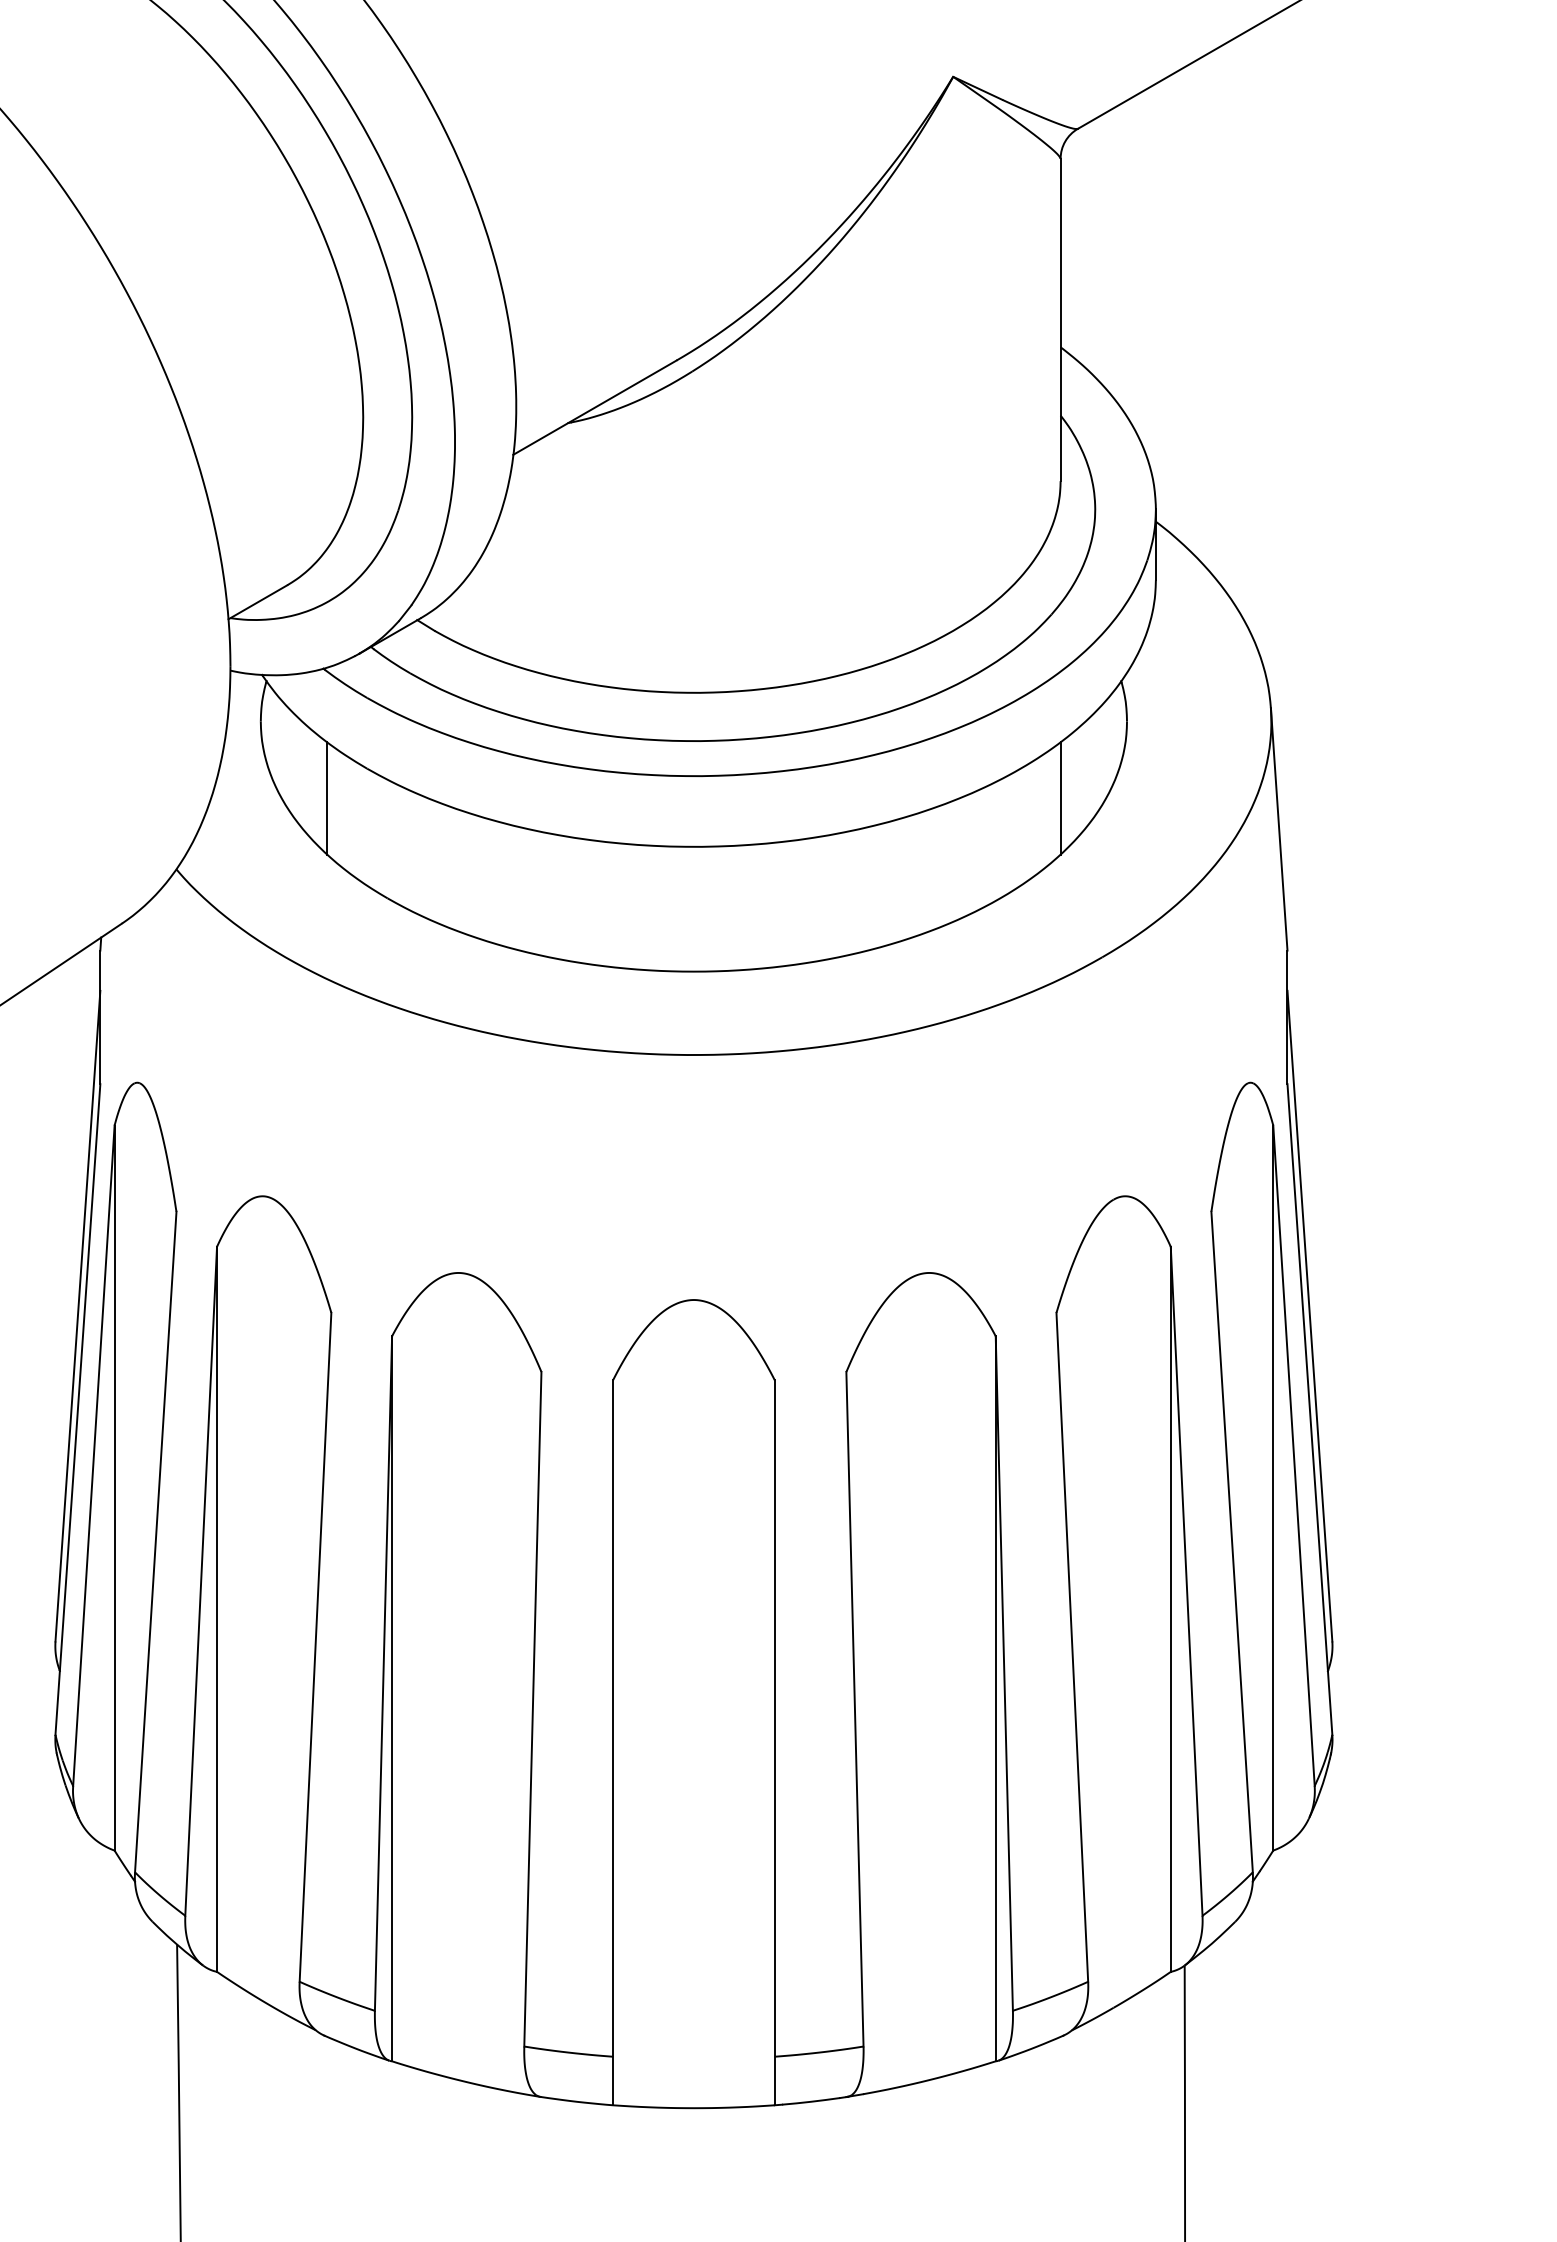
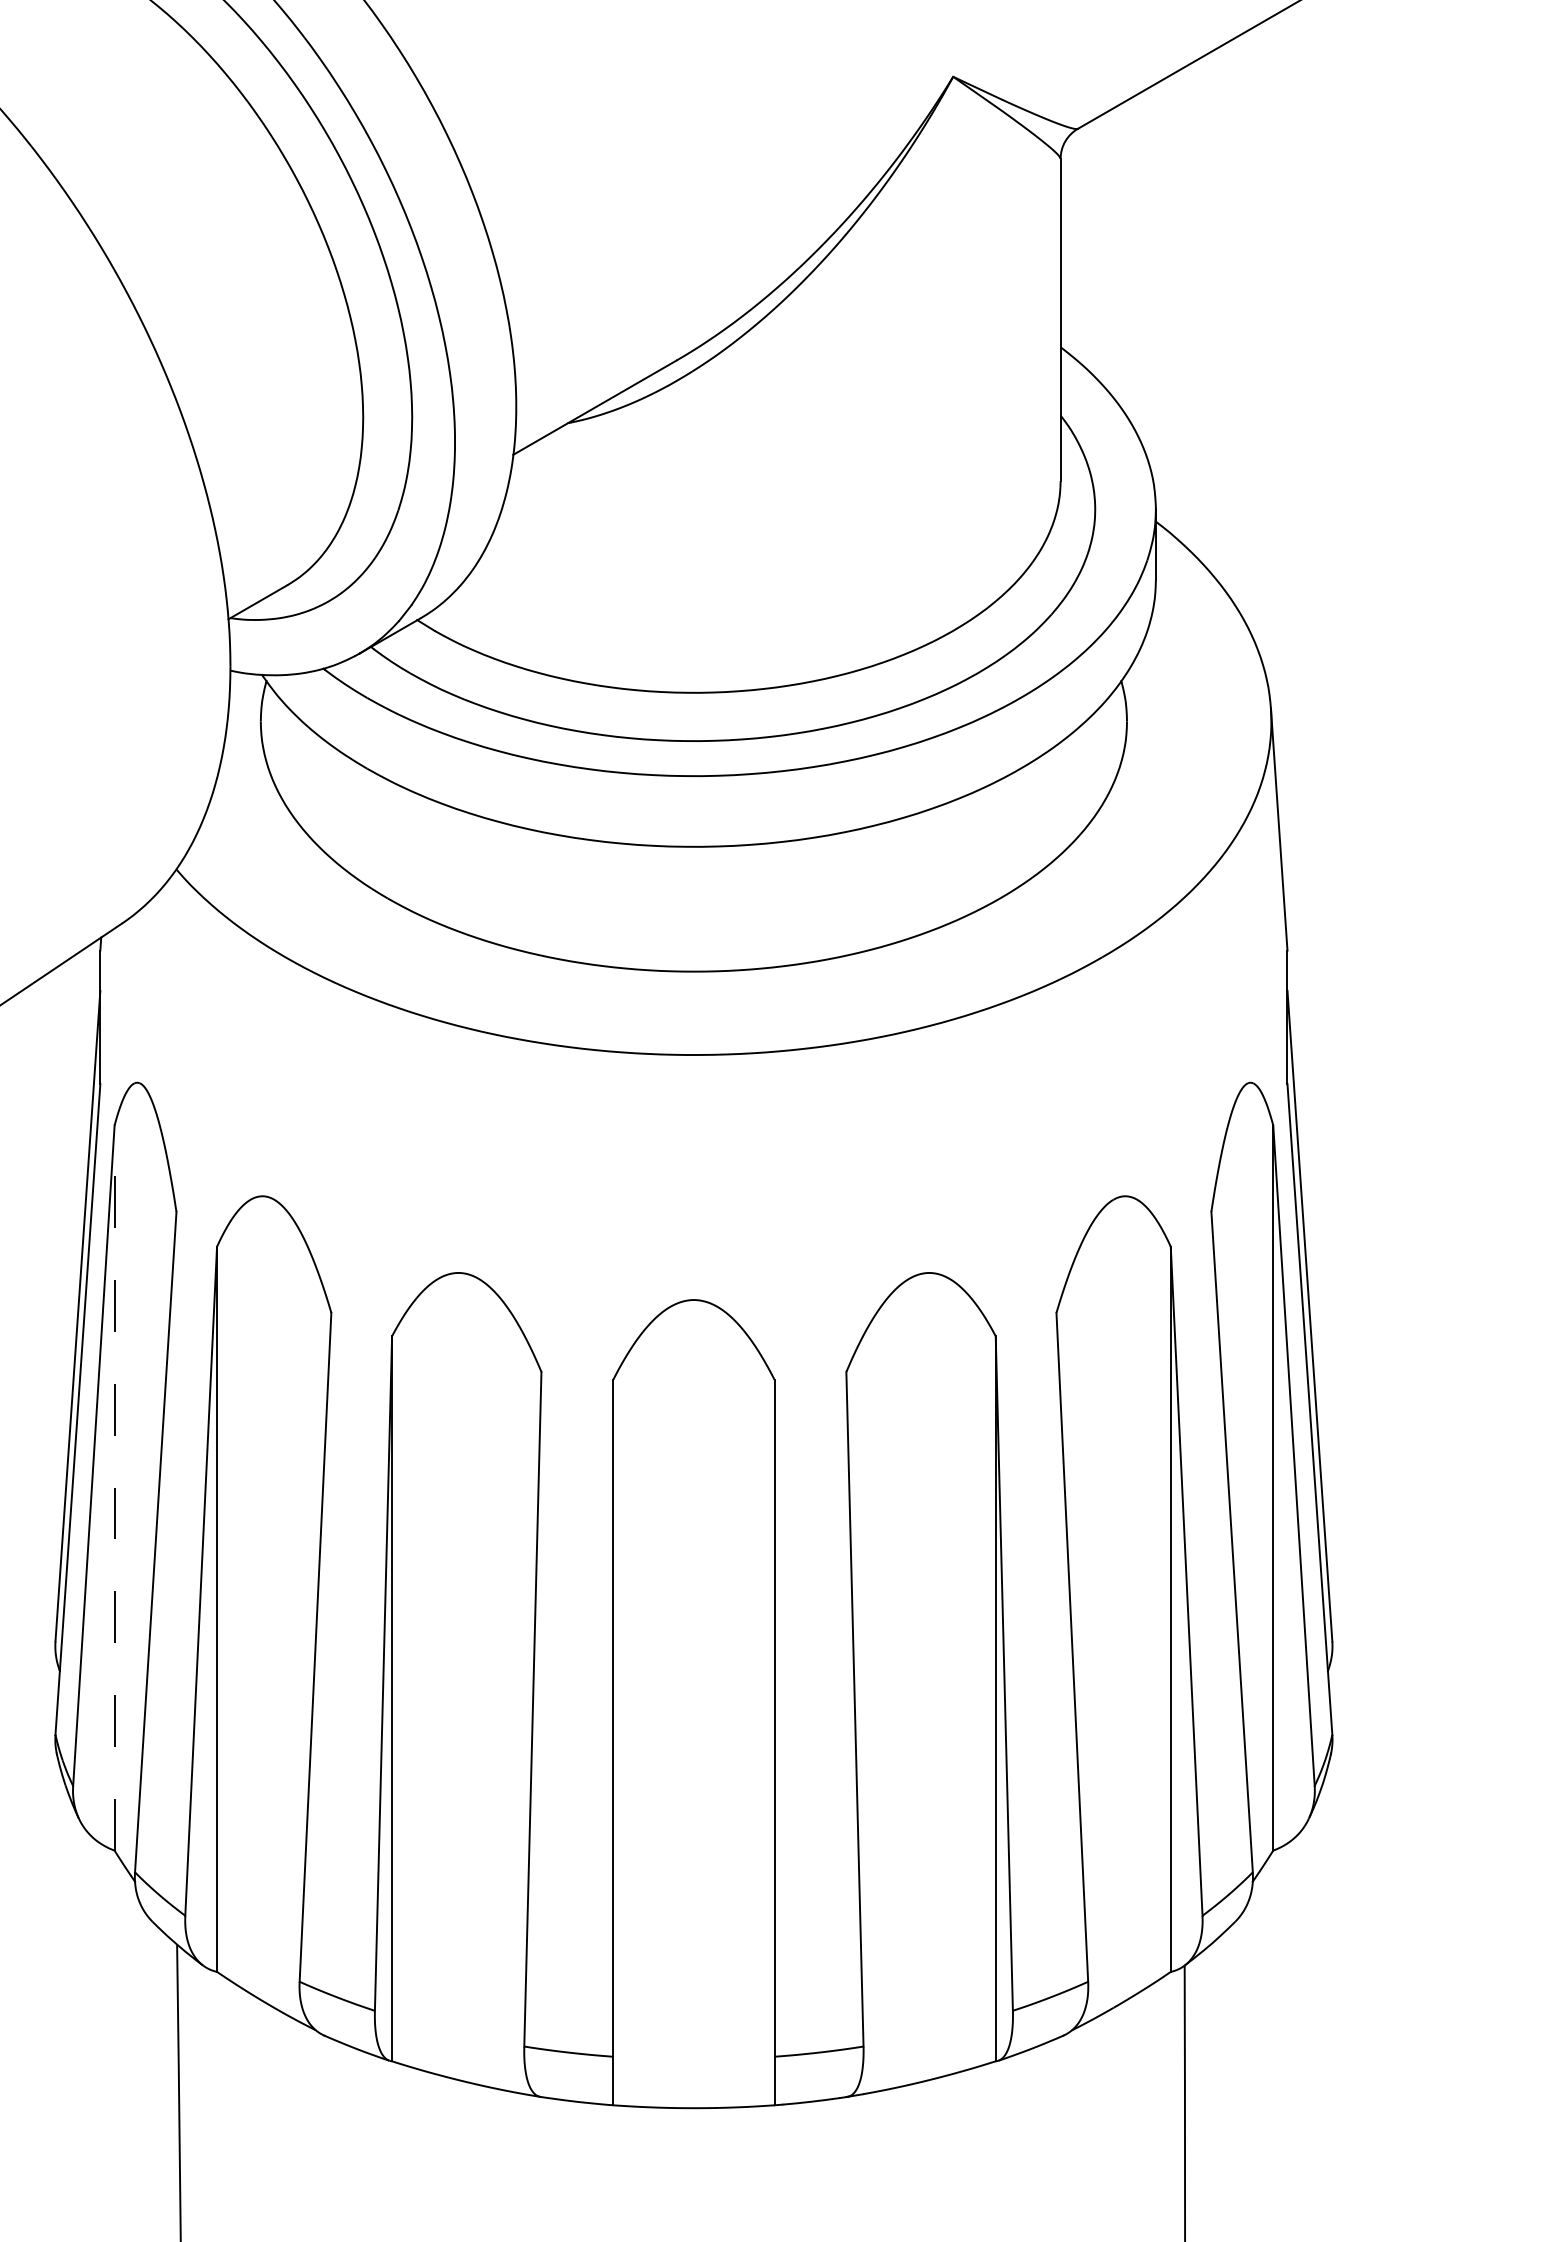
line: present -> none (327, 798)
line: present -> none (1060, 798)
line: solid -> dashed (114, 1488)
